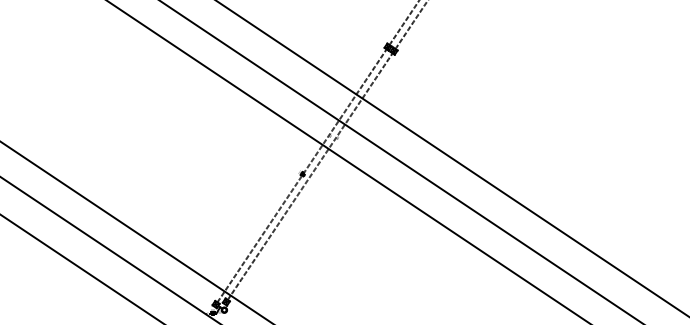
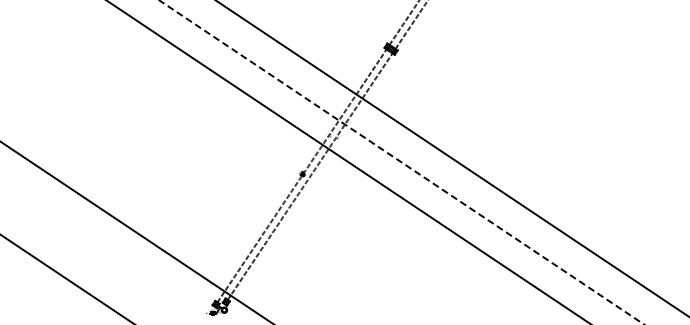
line: solid -> dashed (401, 162)
line: present -> none (109, 249)
line position: (81, 268) -> (66, 278) (66, 278)
